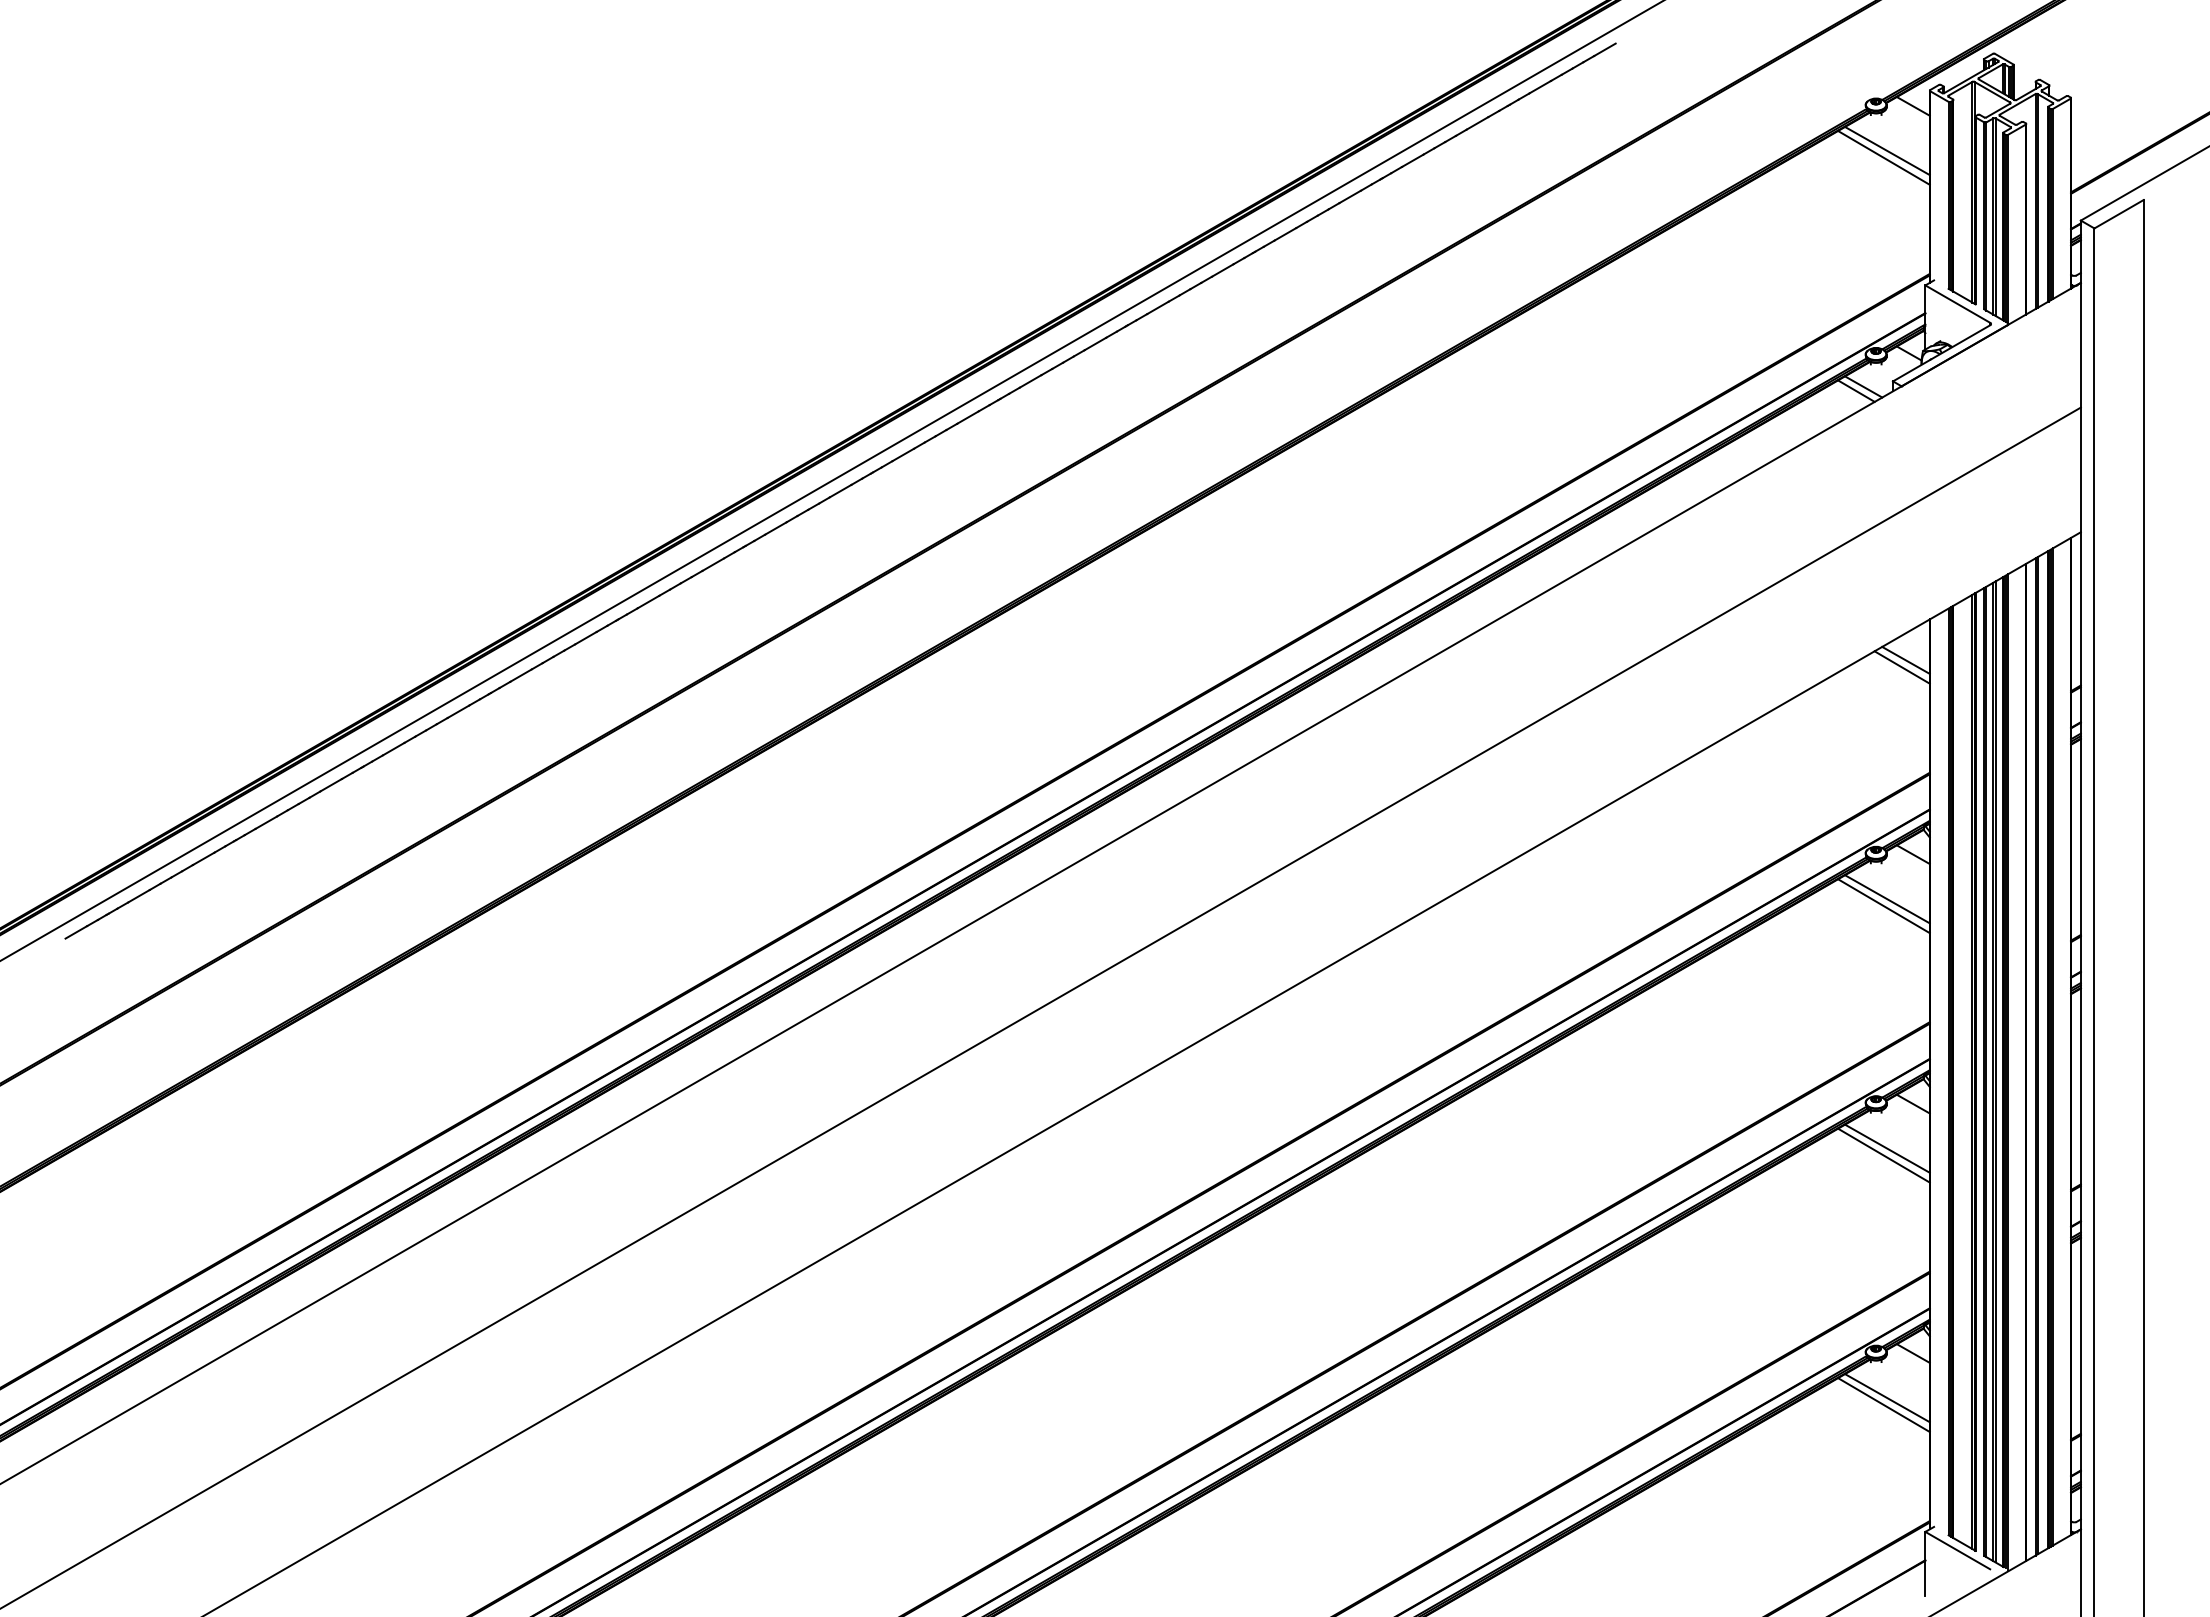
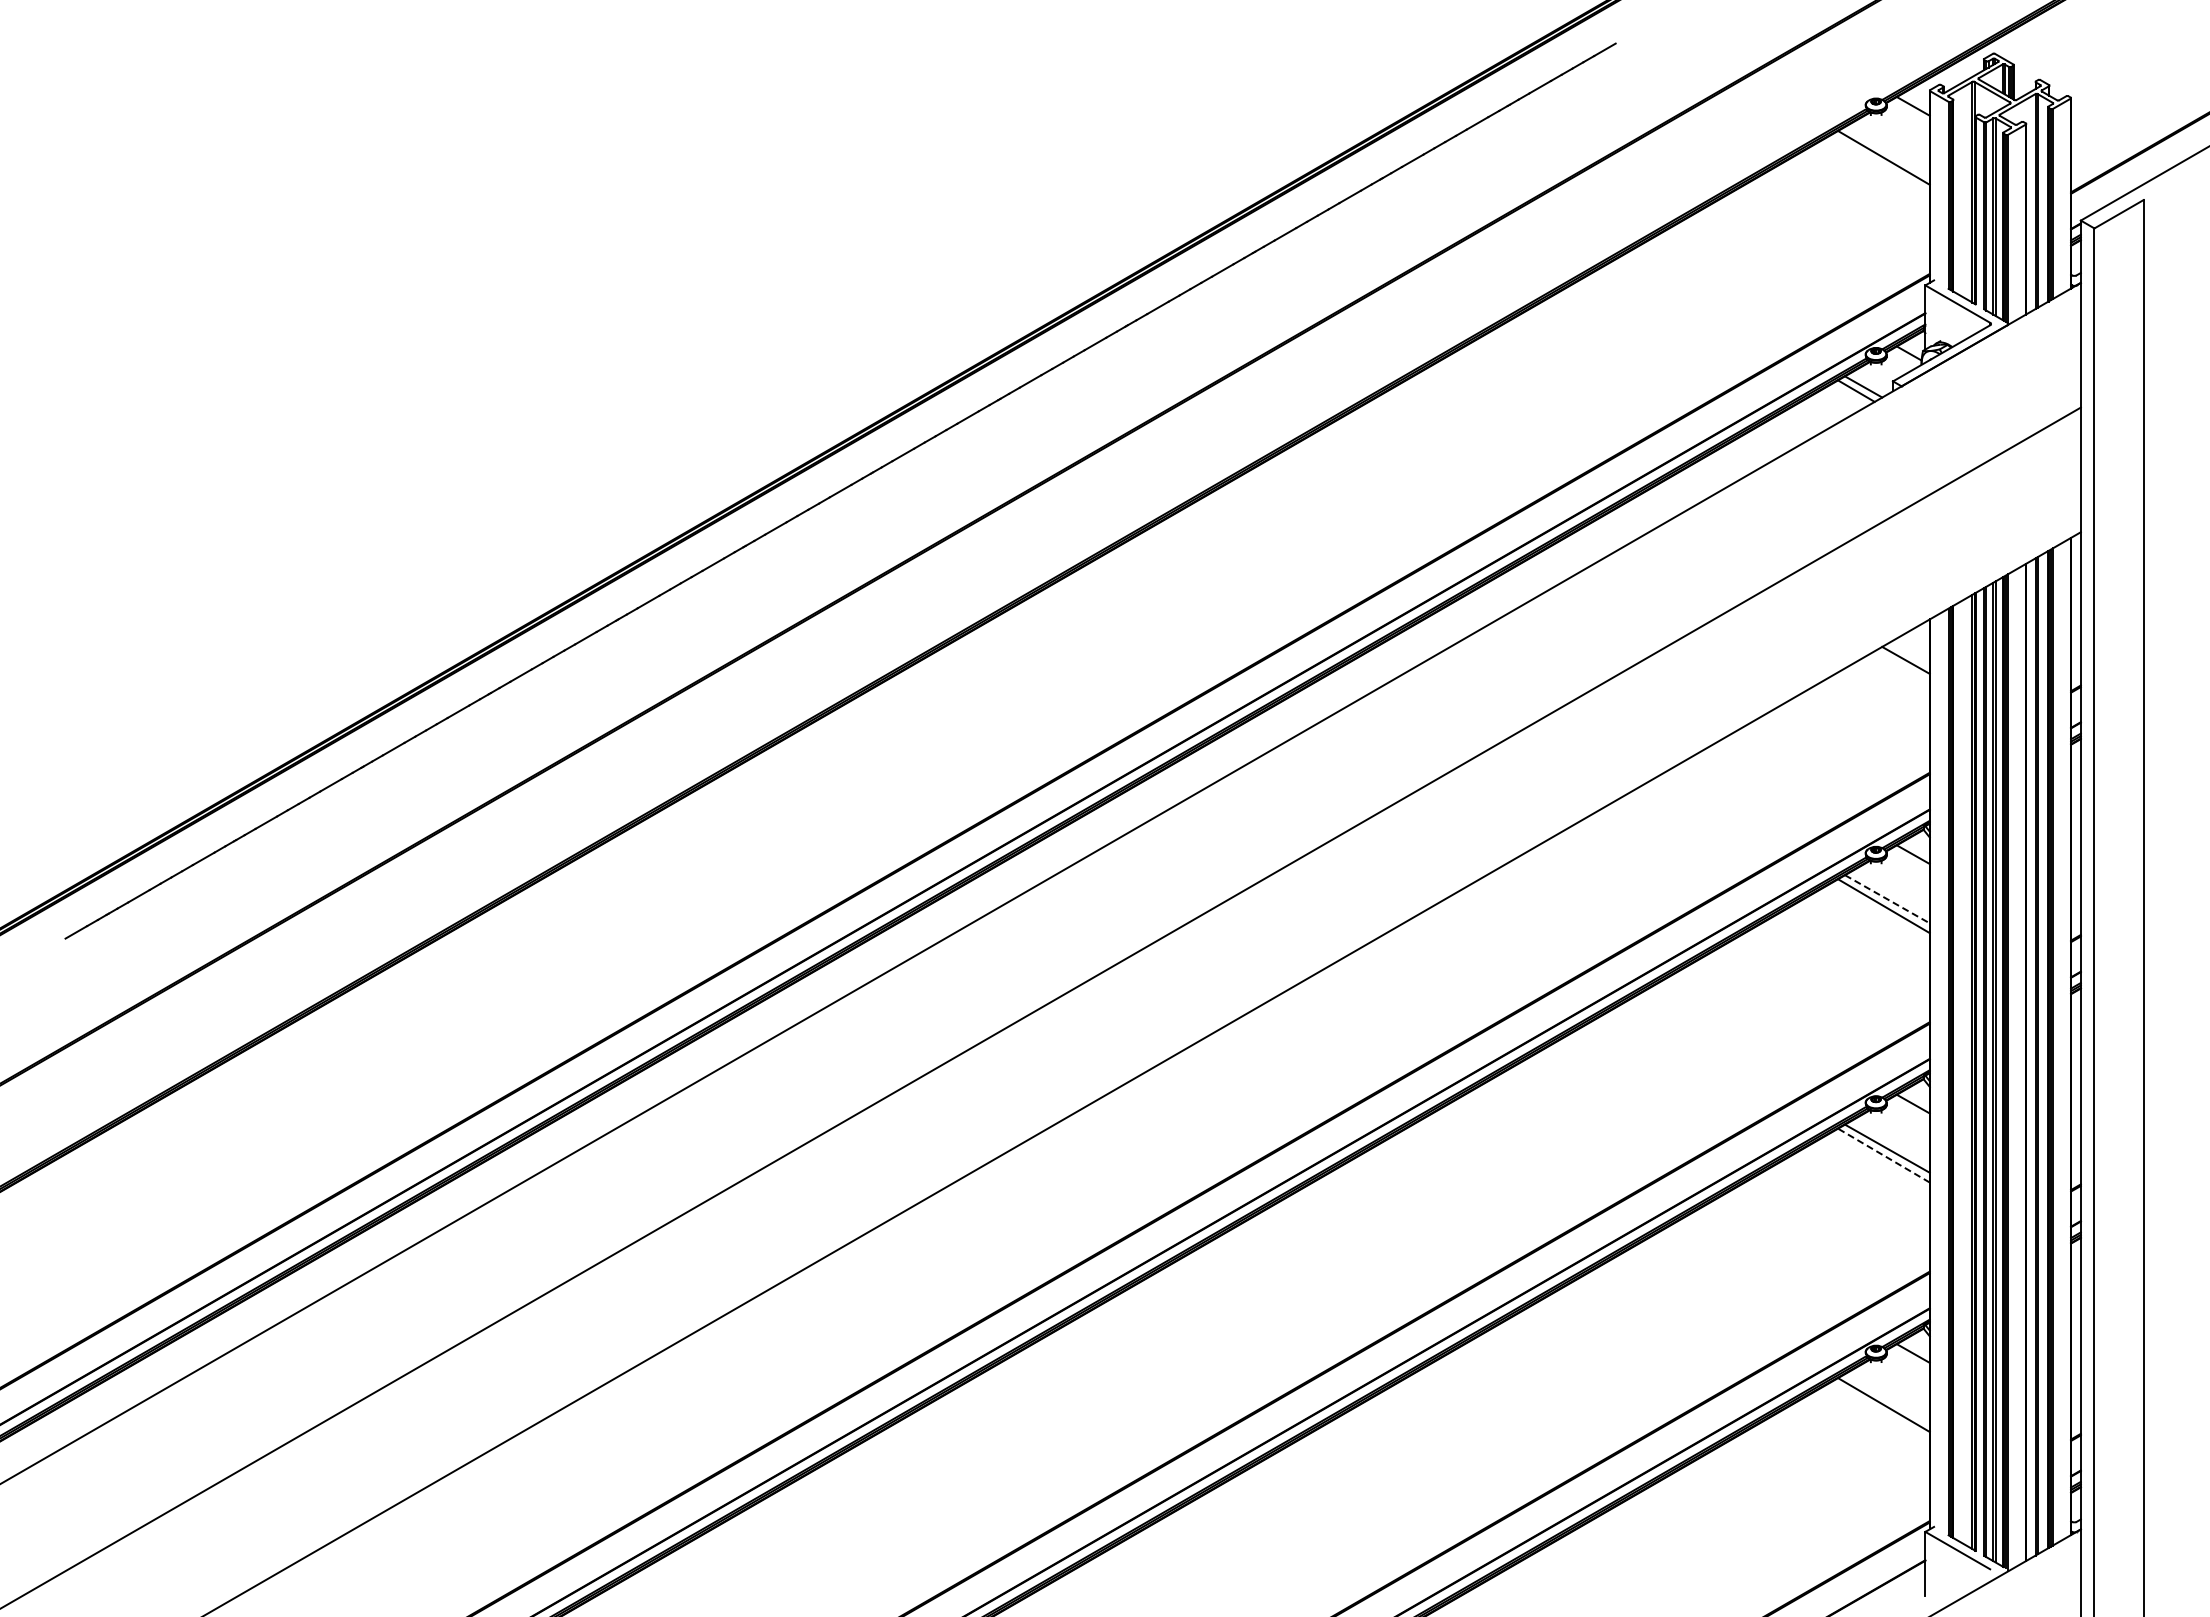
line: present -> none (1887, 150)
line: present -> none (831, 480)
line: present -> none (1901, 667)
line: solid -> dashed (1887, 899)
line: solid -> dashed (1883, 1155)
line: present -> none (1887, 1398)
